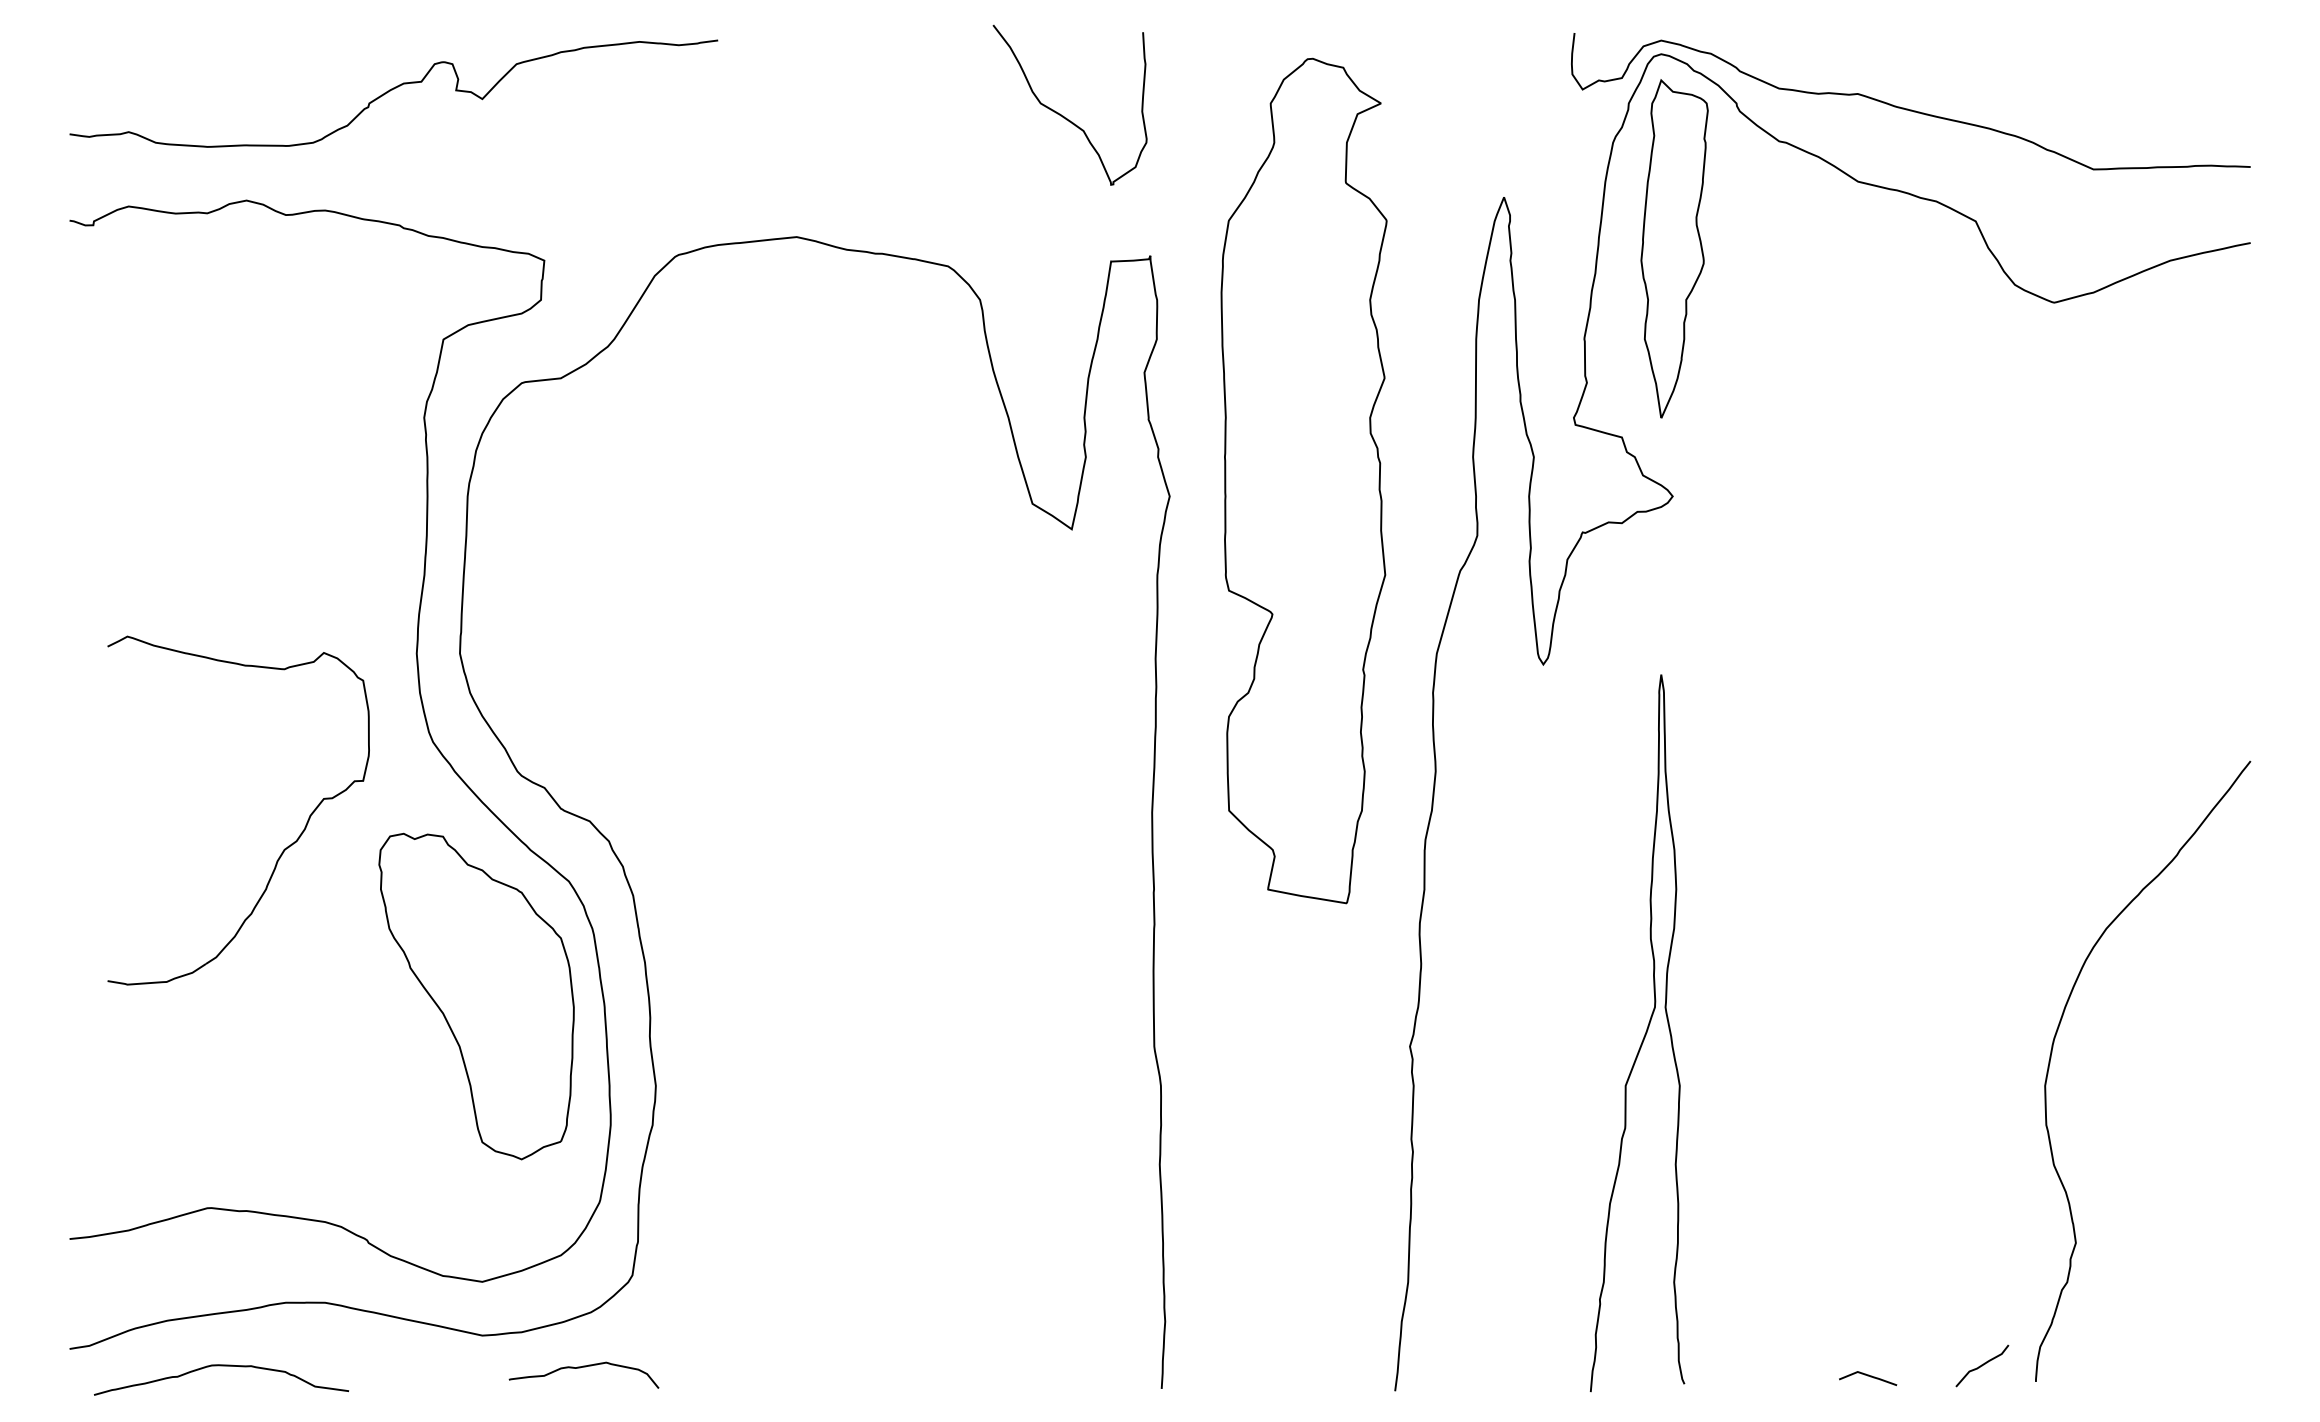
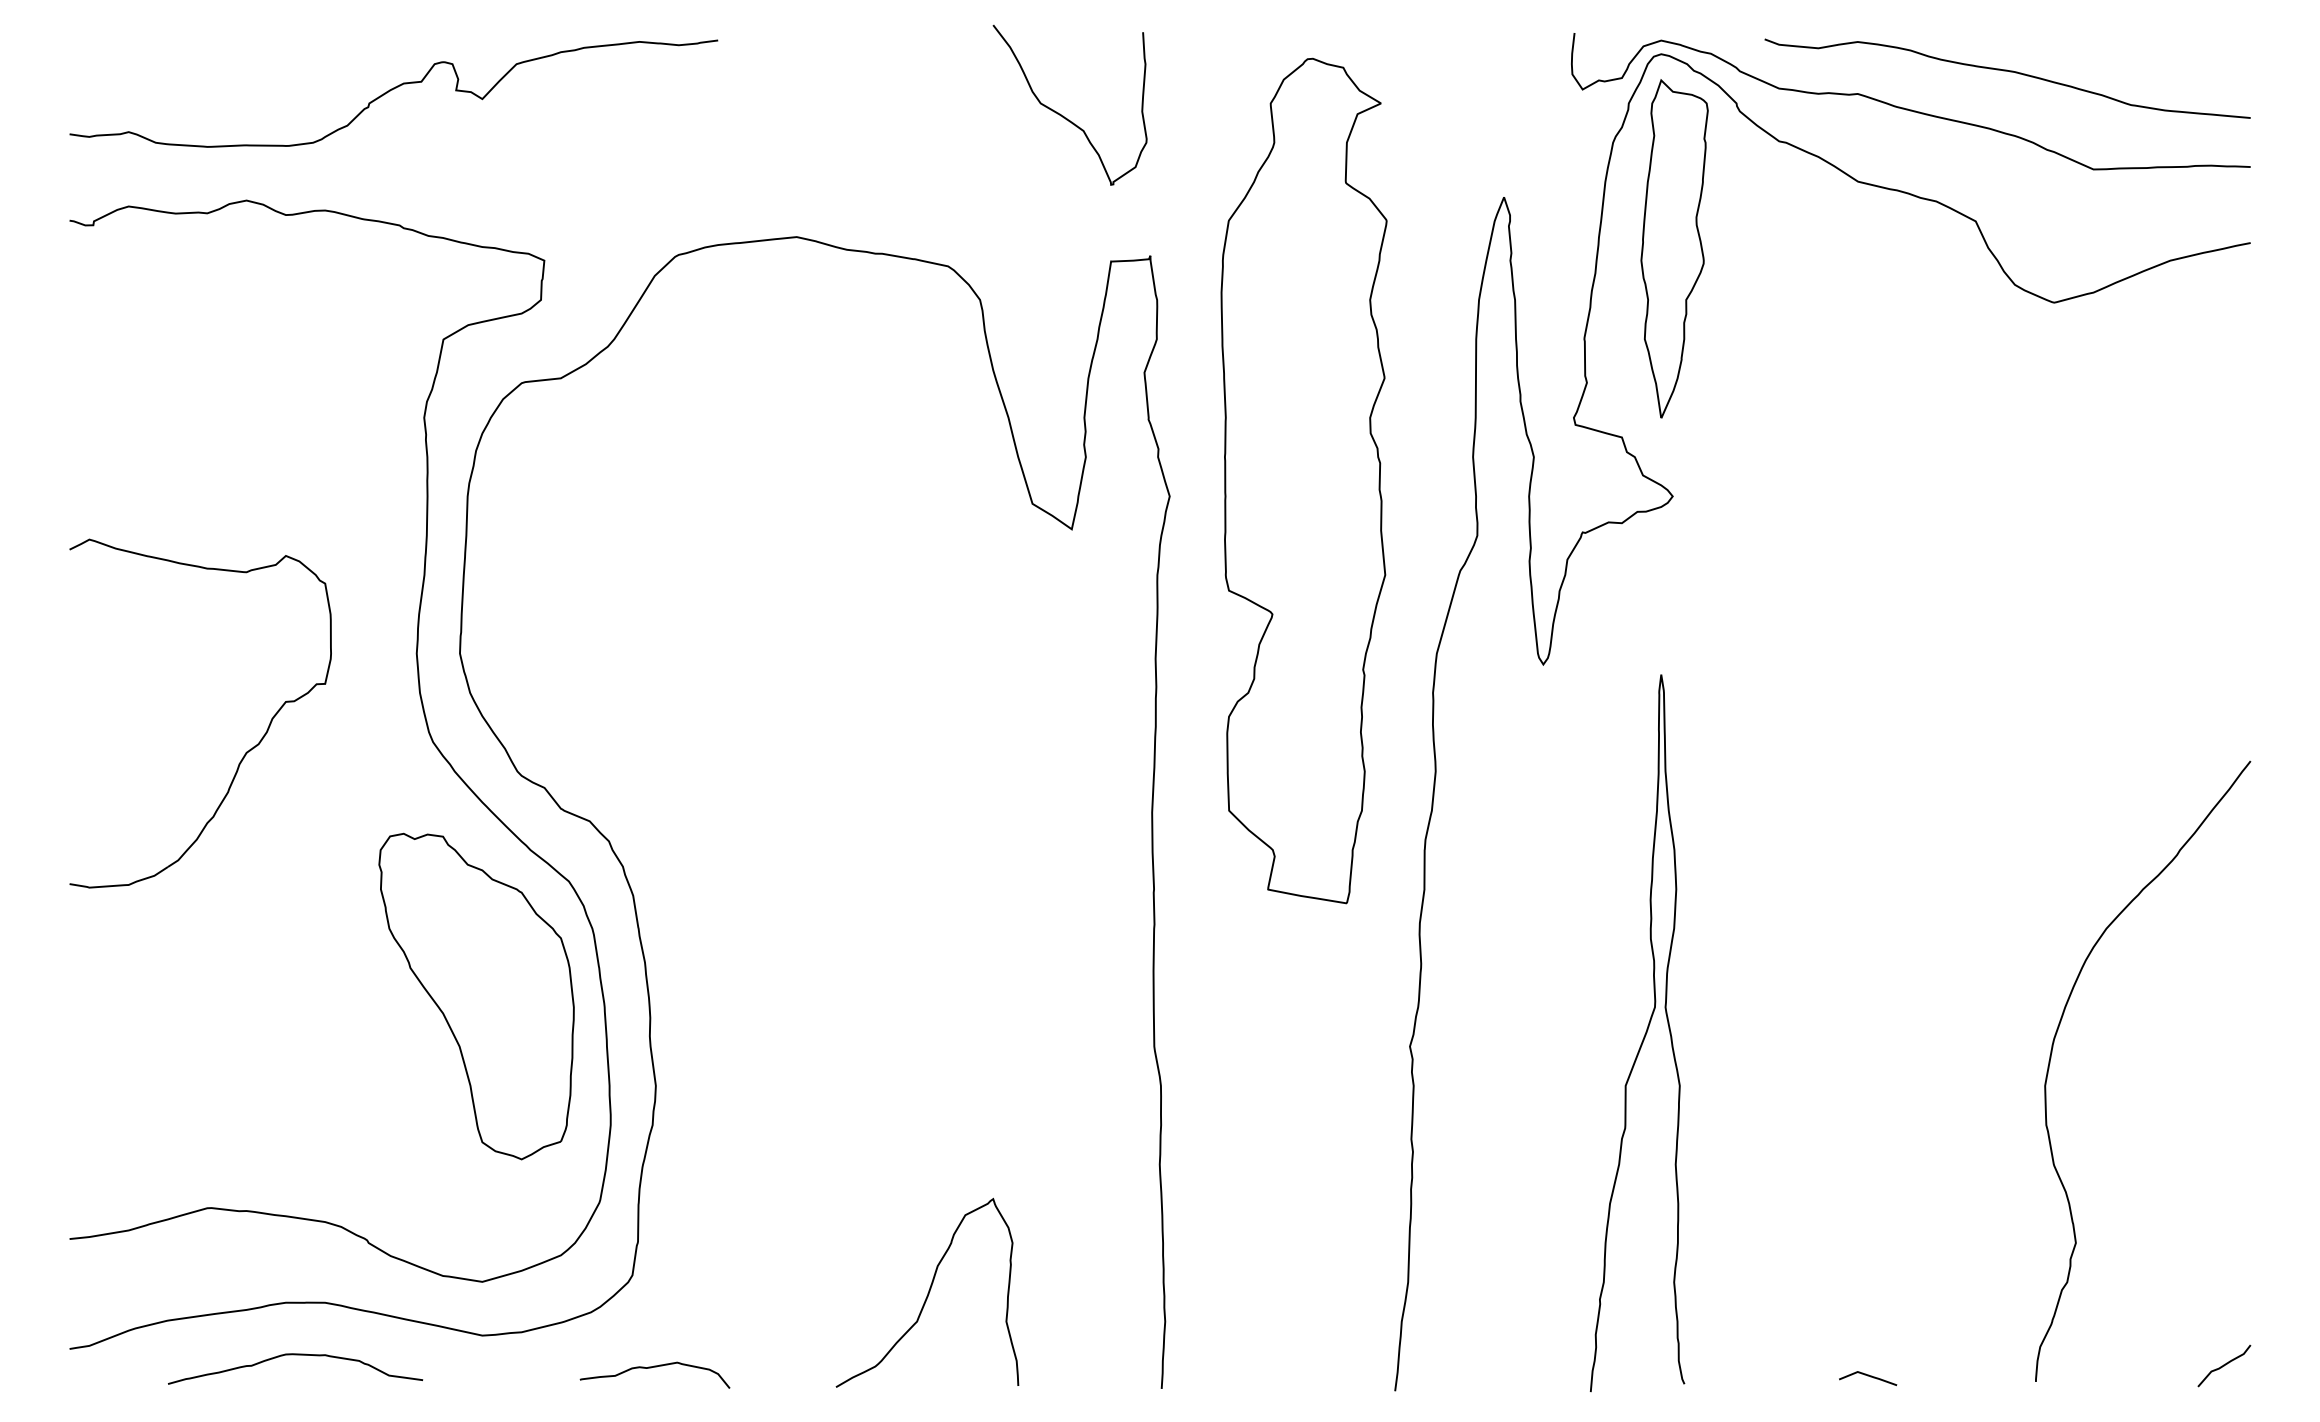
curve: none -> present (2010, 72)
part position: (283, 849) -> (245, 752) (245, 752)
curve: none -> present (928, 1292)
curve position: (1982, 1365) -> (2224, 1365) (2224, 1365)
curve position: (221, 1366) -> (295, 1355) (295, 1355)
curve position: (580, 1368) -> (651, 1368) (651, 1368)
